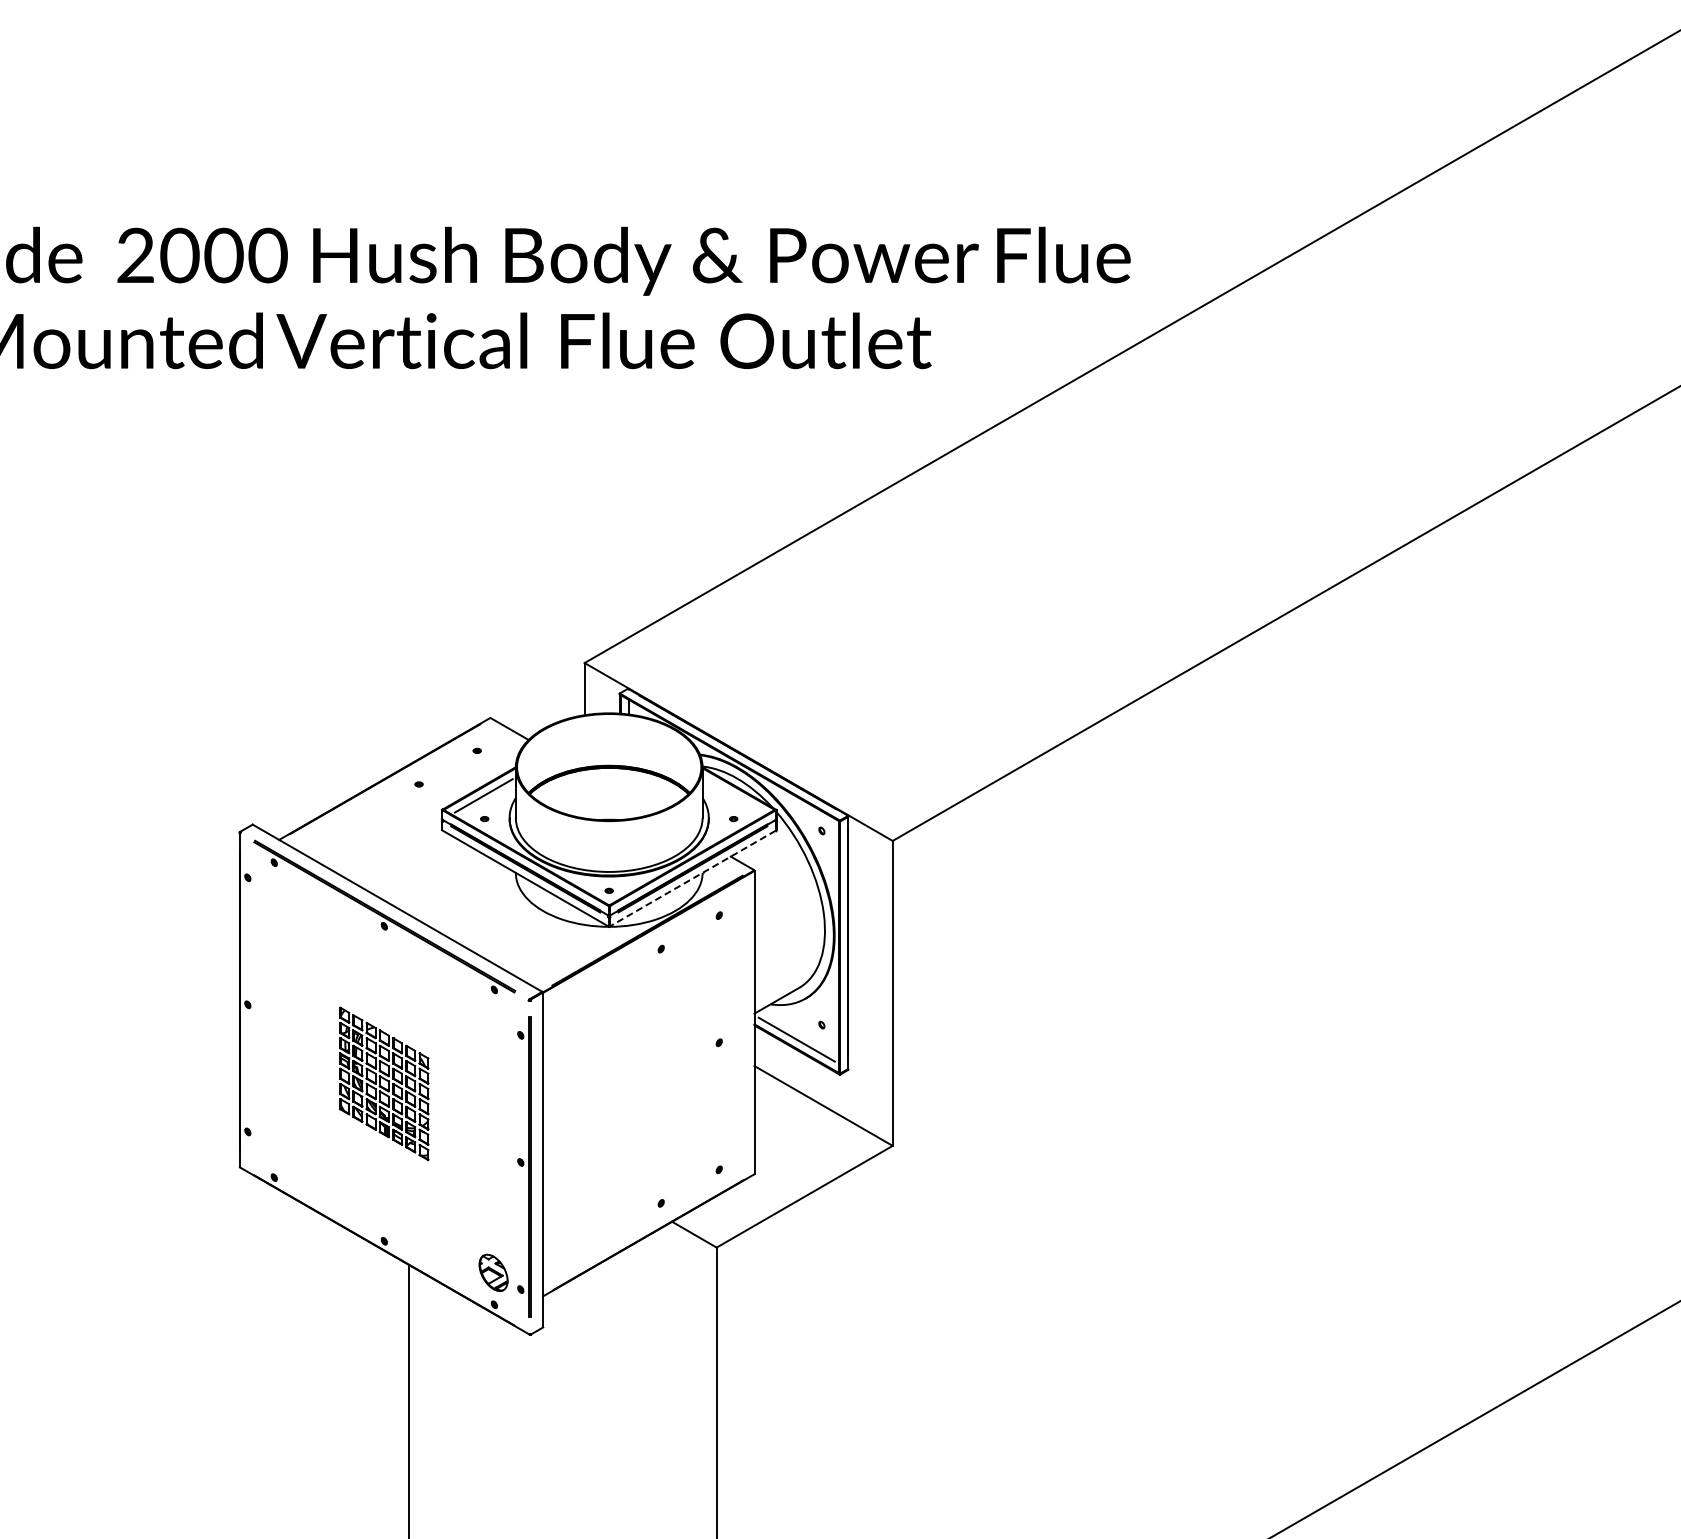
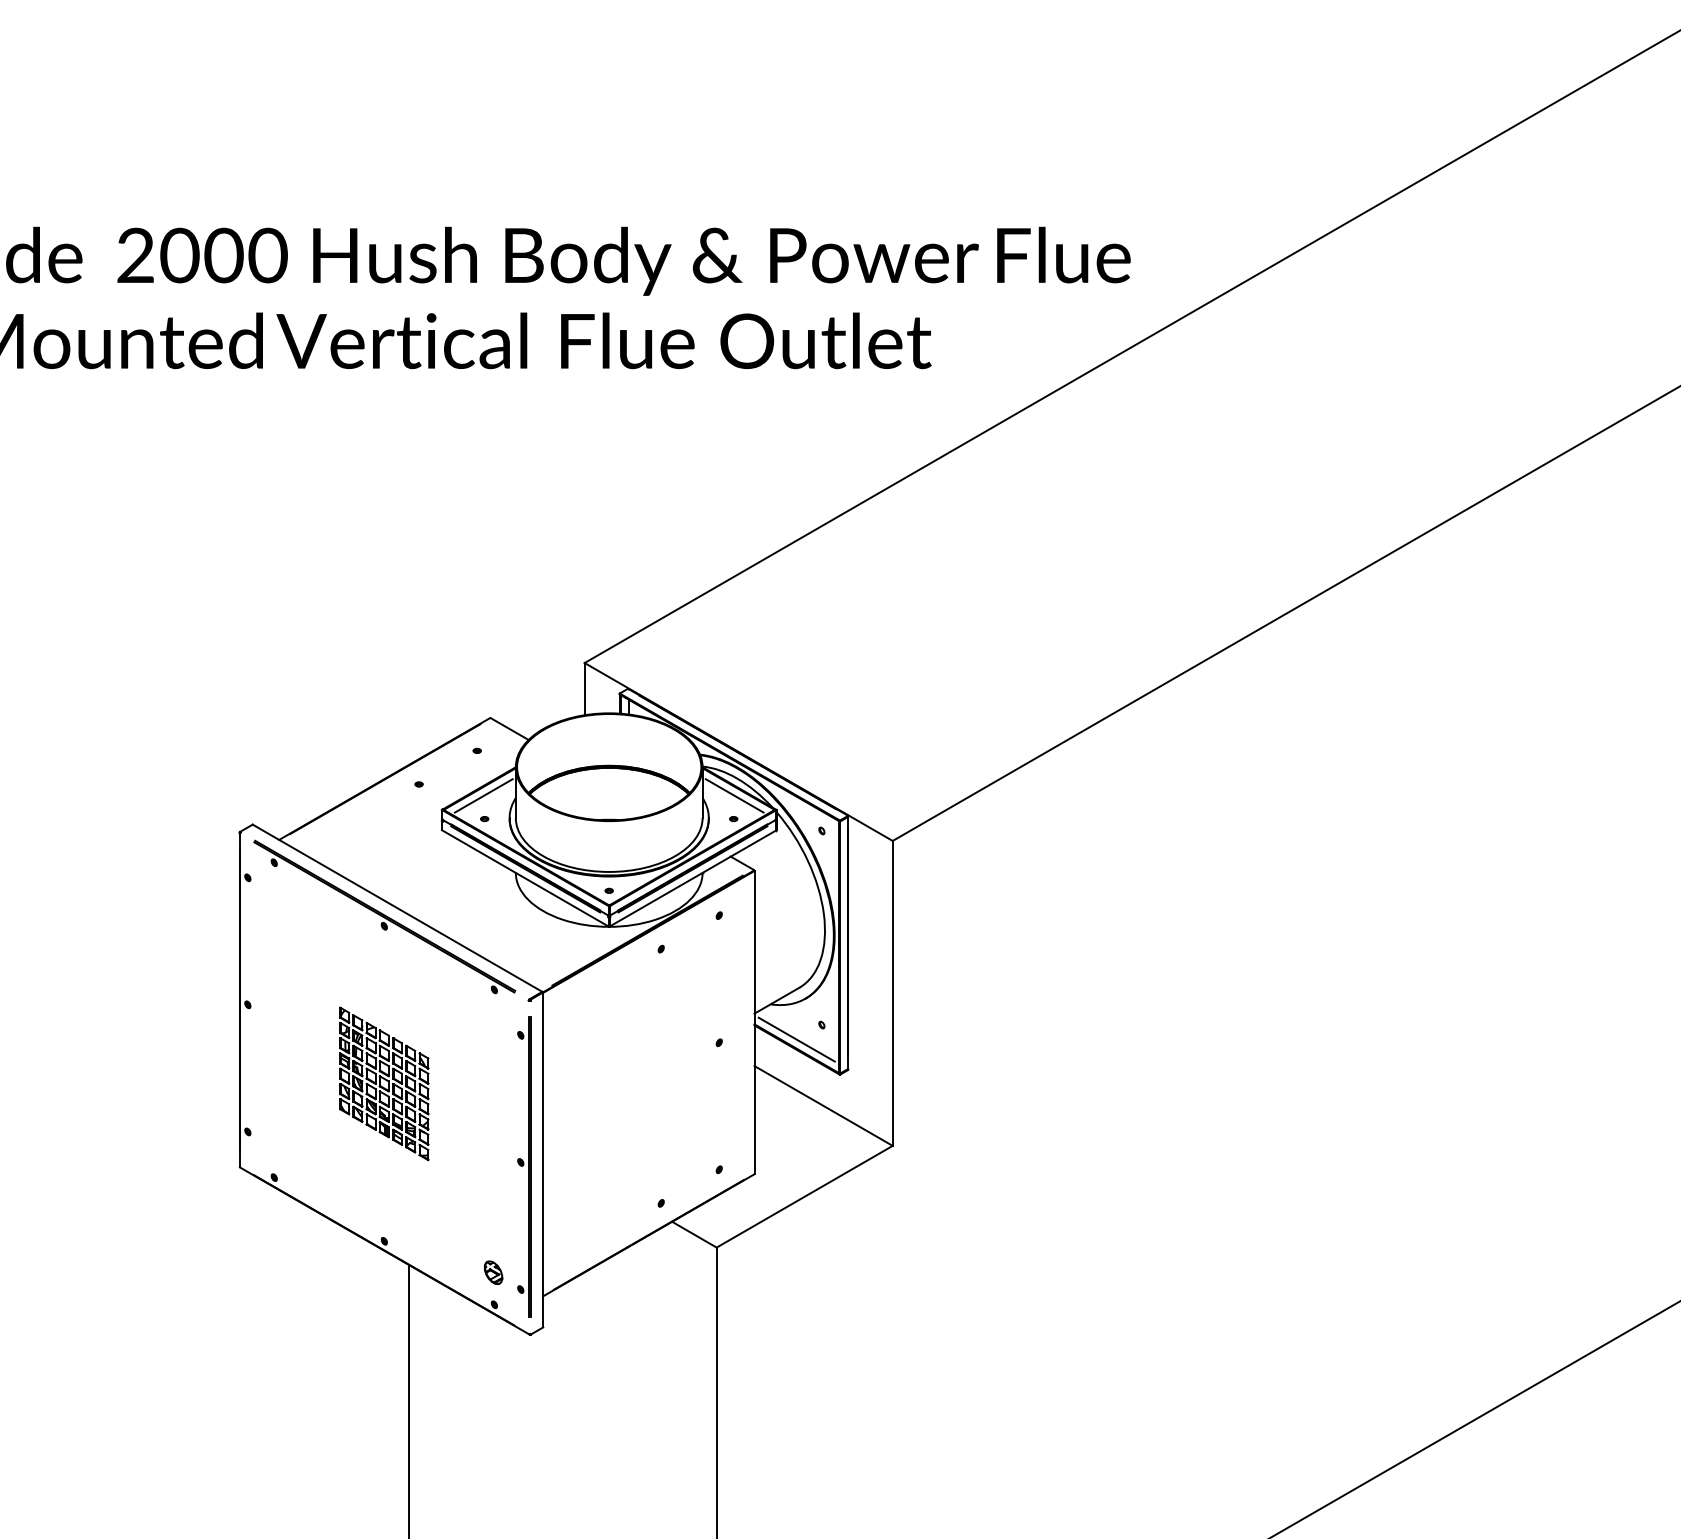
line: none -> present (734, 795)
line: dashed -> solid (692, 878)
part size: 31x39 px -> 21x25 px (493, 1272)
